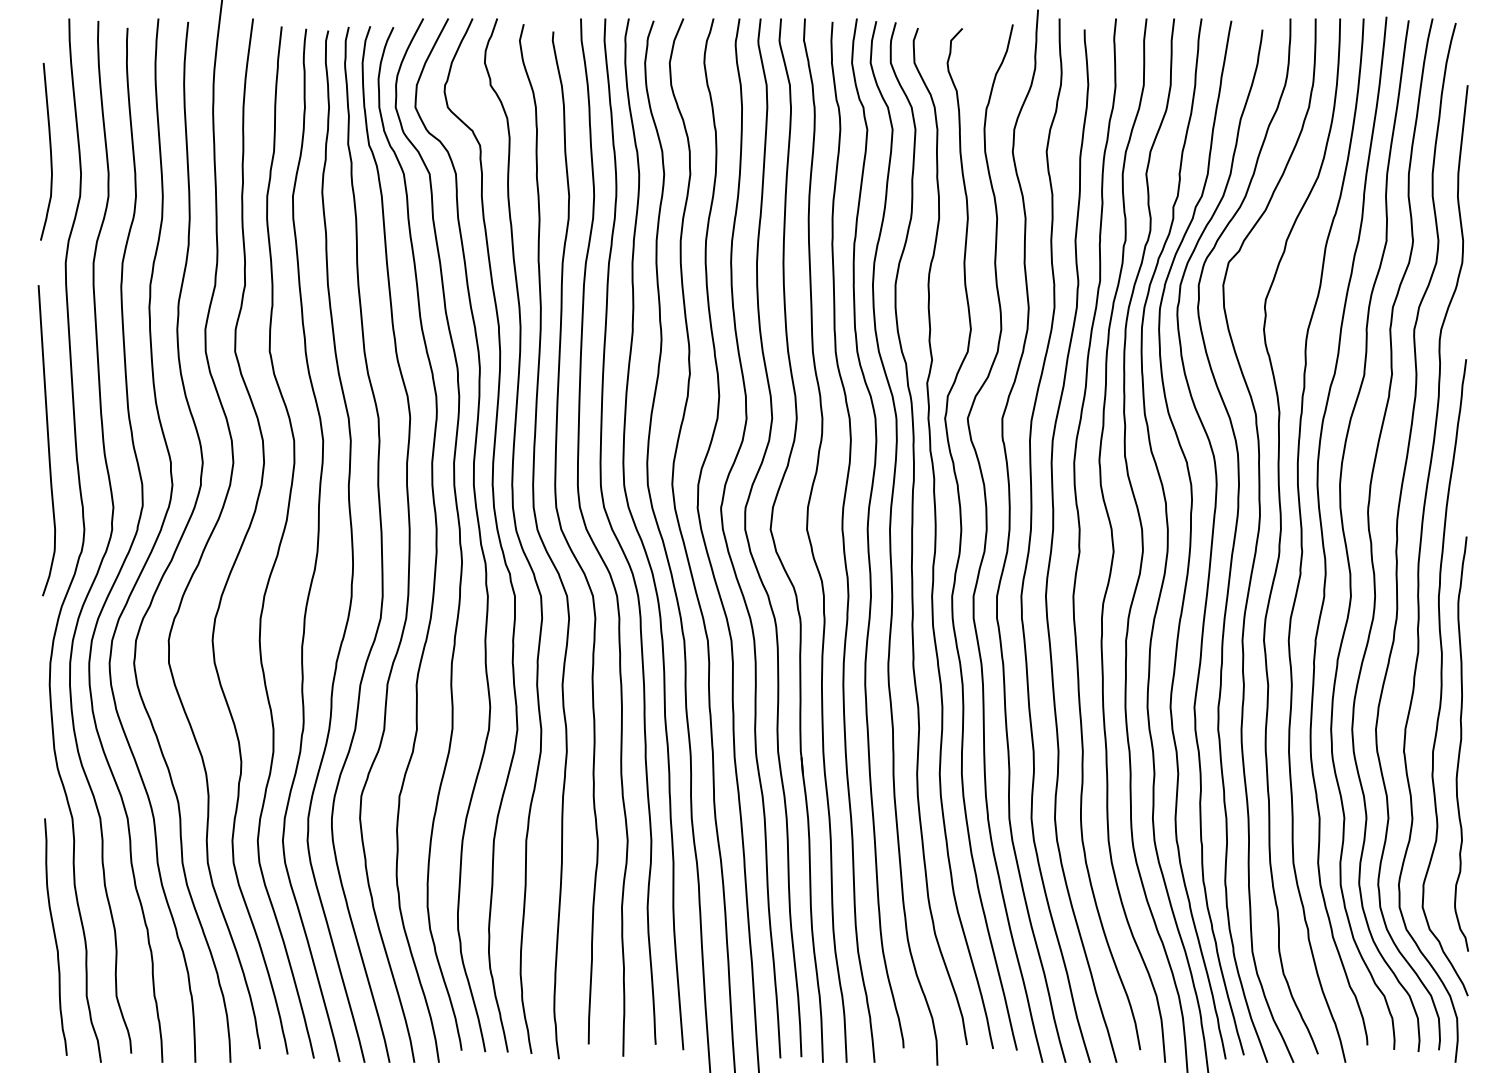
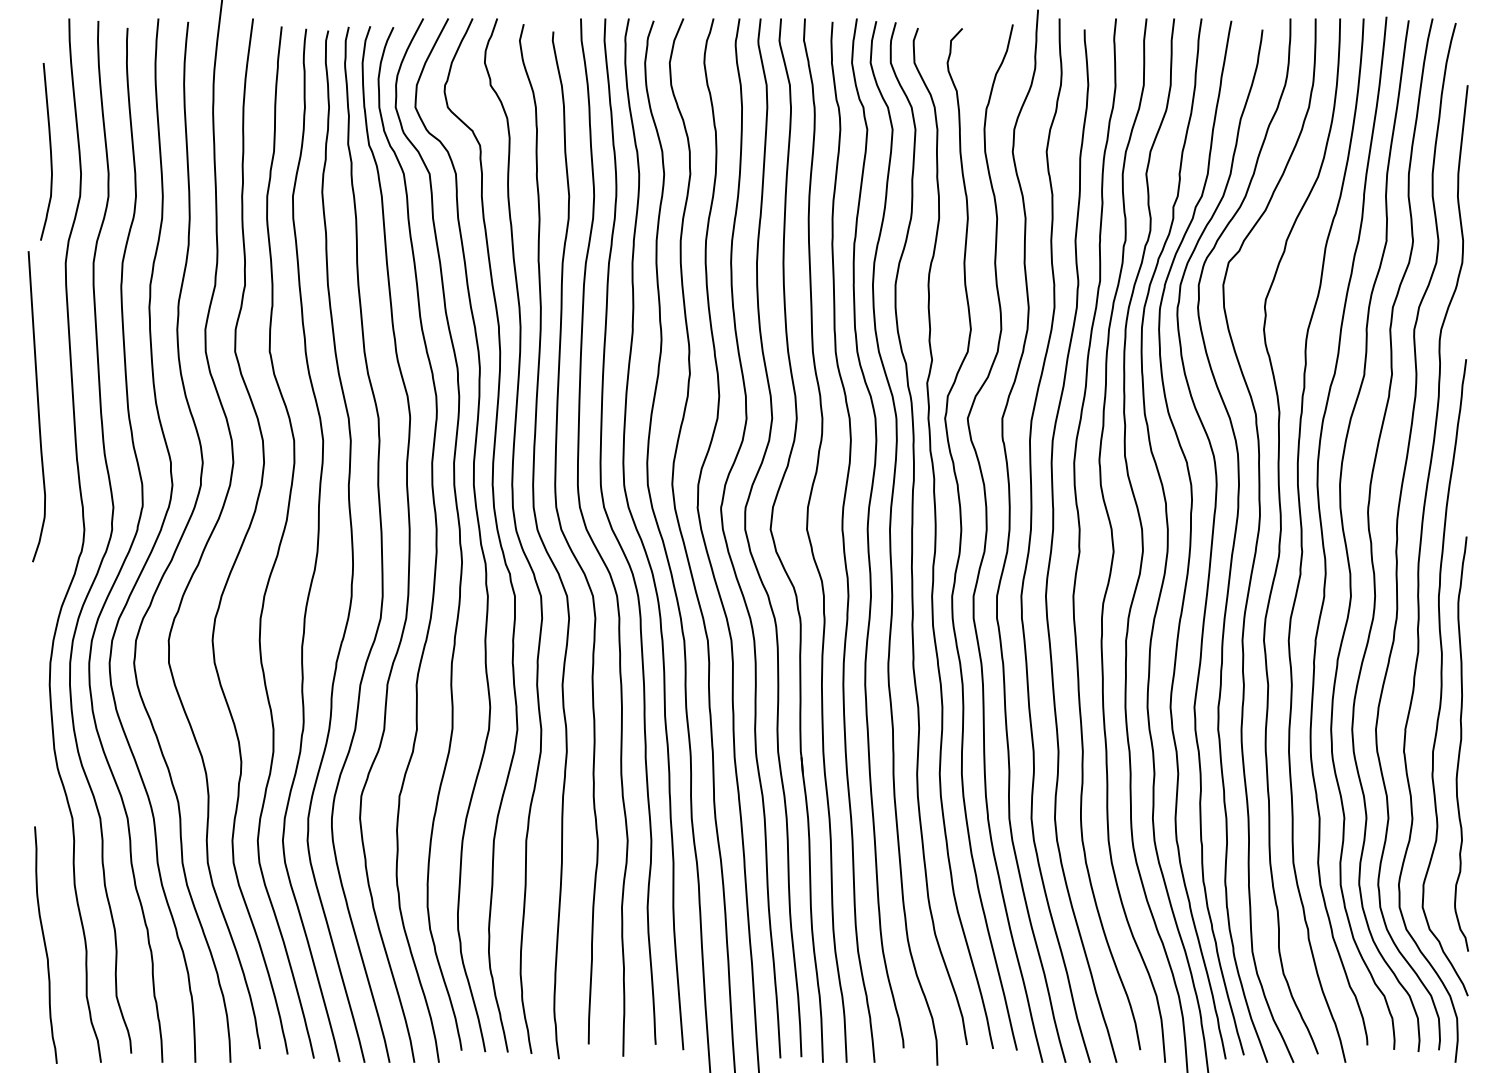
curve position: (47, 440) -> (37, 406) (37, 406)
curve position: (55, 936) -> (45, 944) (45, 944)
